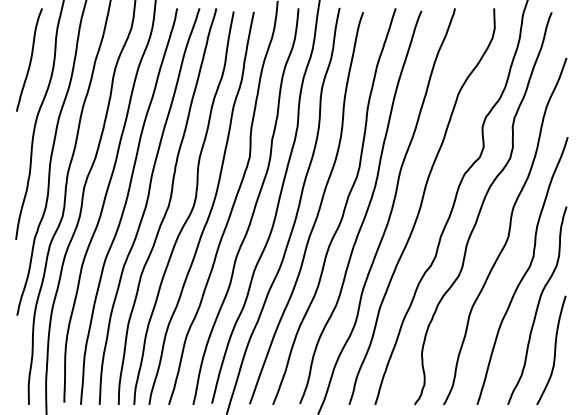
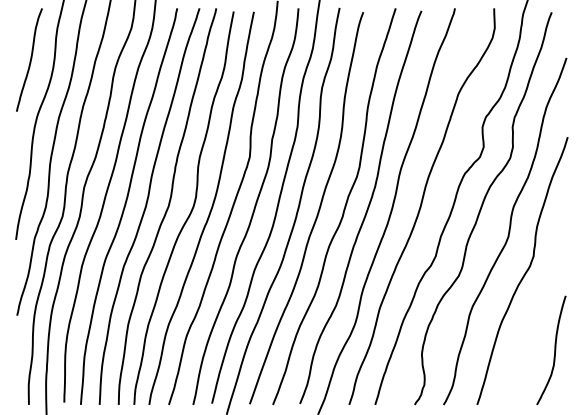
curve: present -> none (537, 305)
